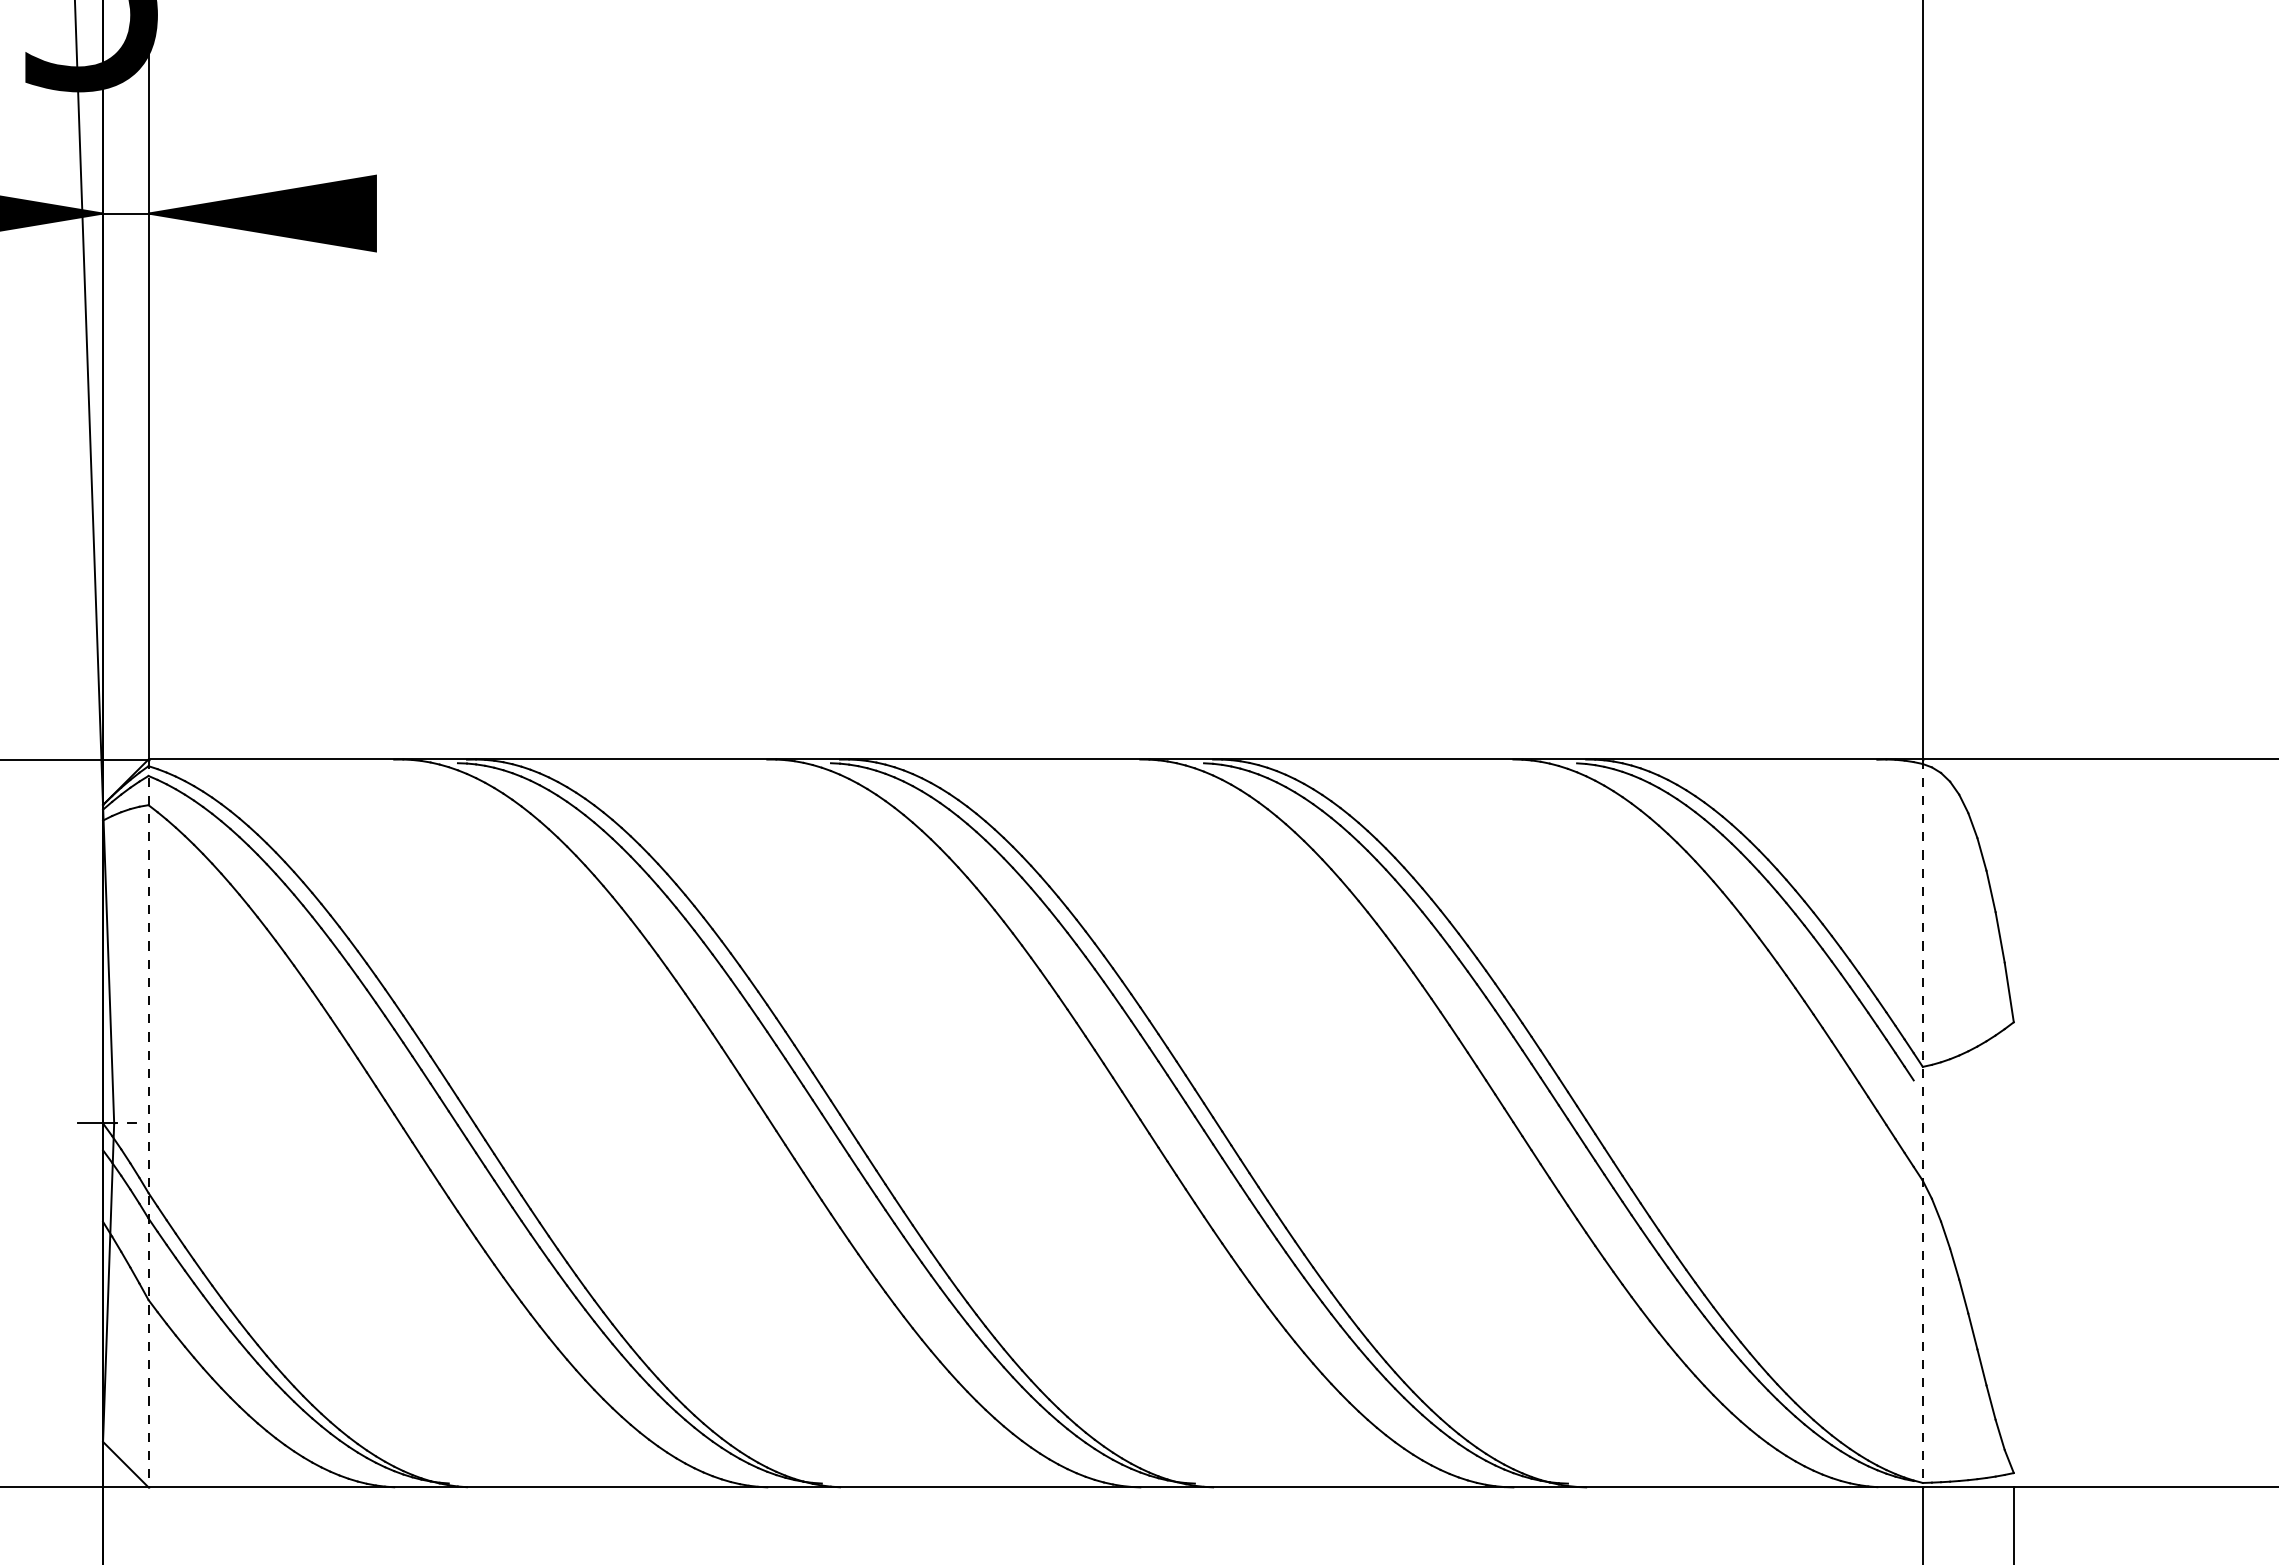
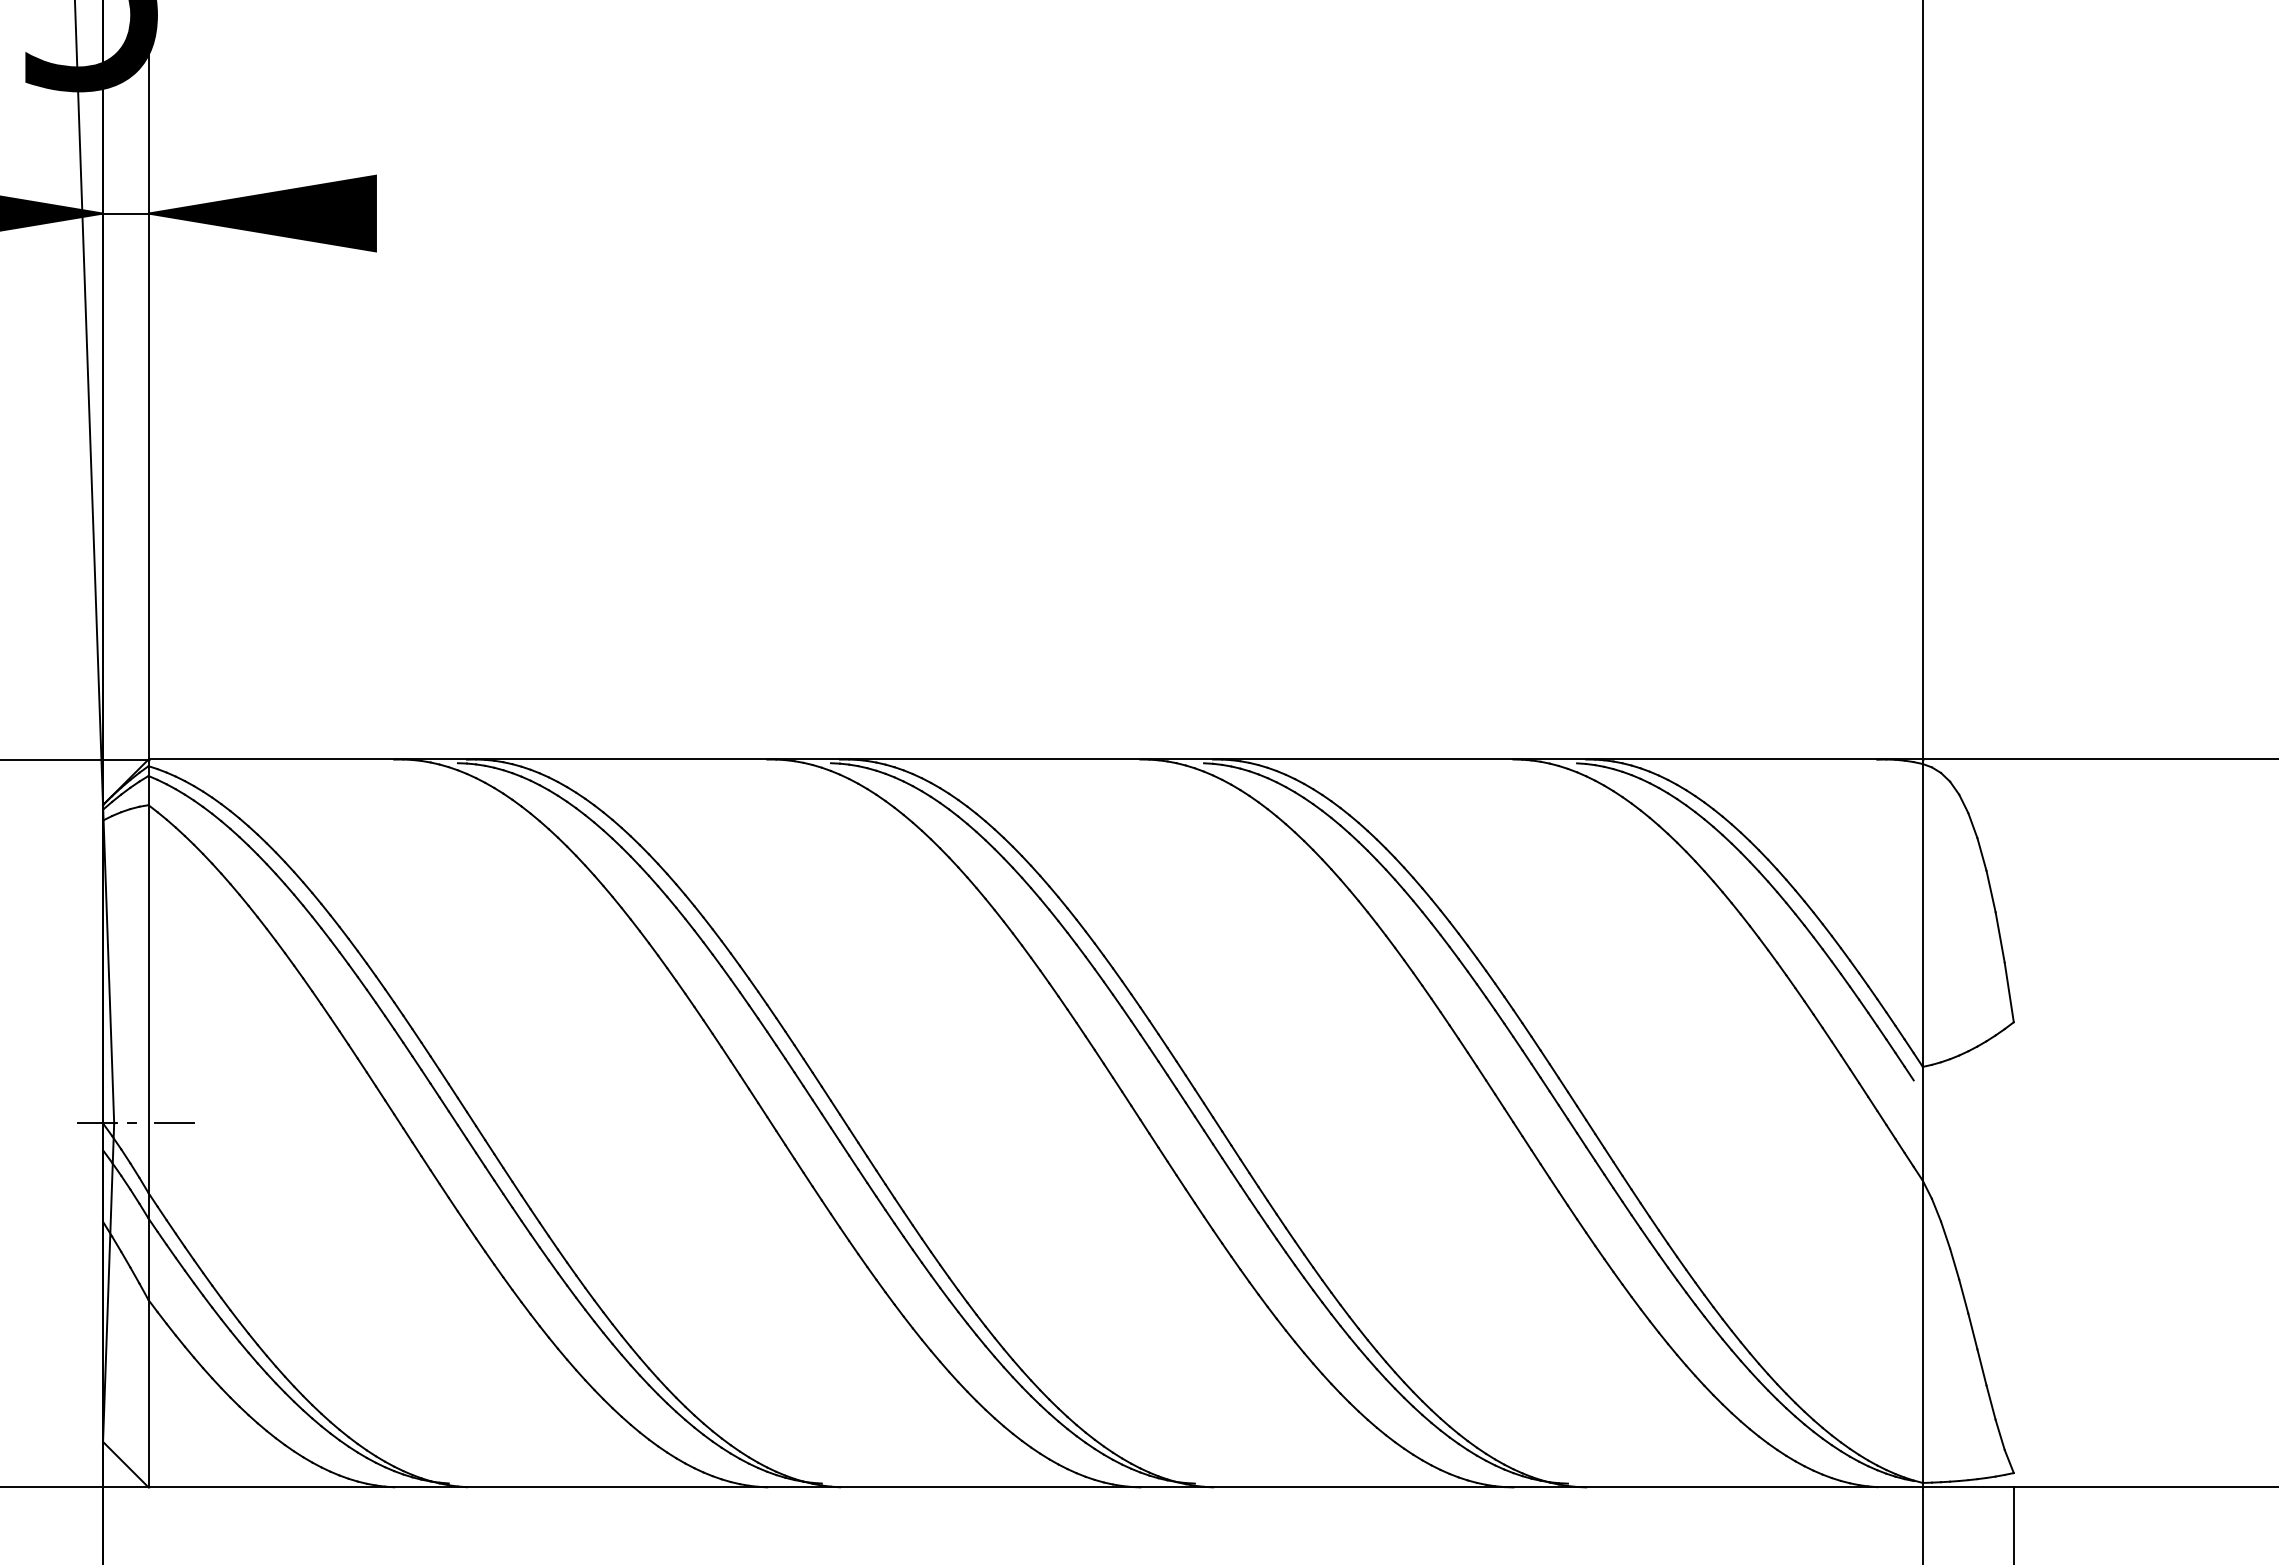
line: dashed -> solid (148, 1123)
line: none -> present (174, 1123)
line: dashed -> solid (1922, 1123)
